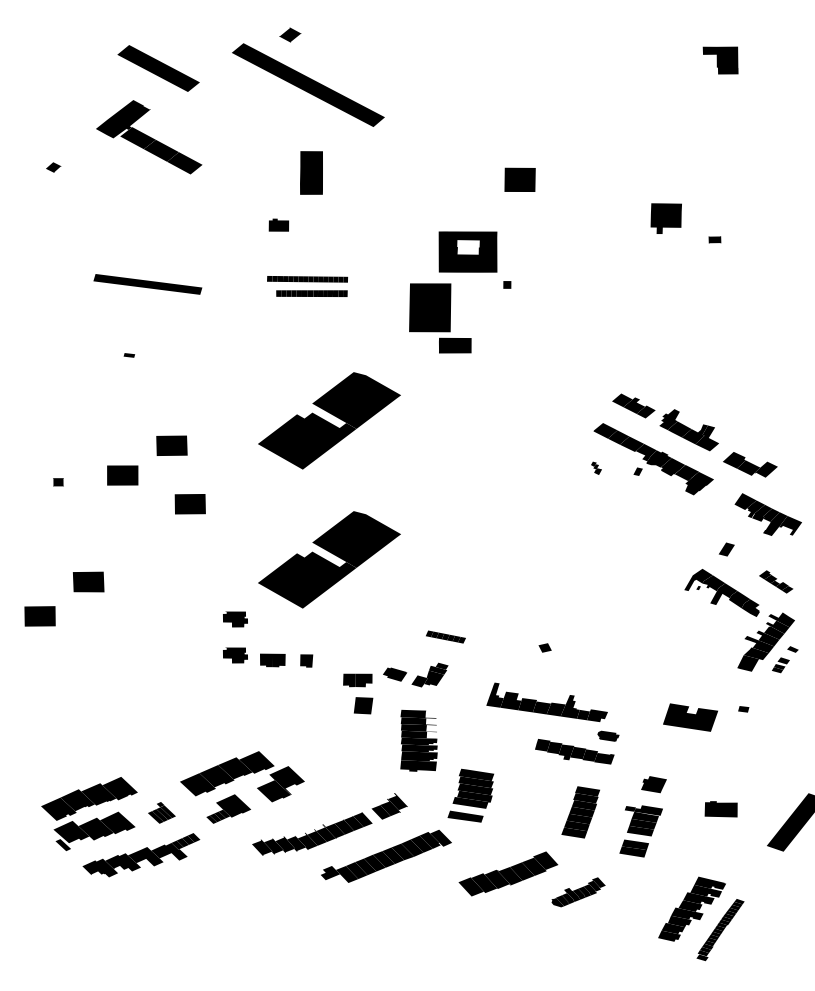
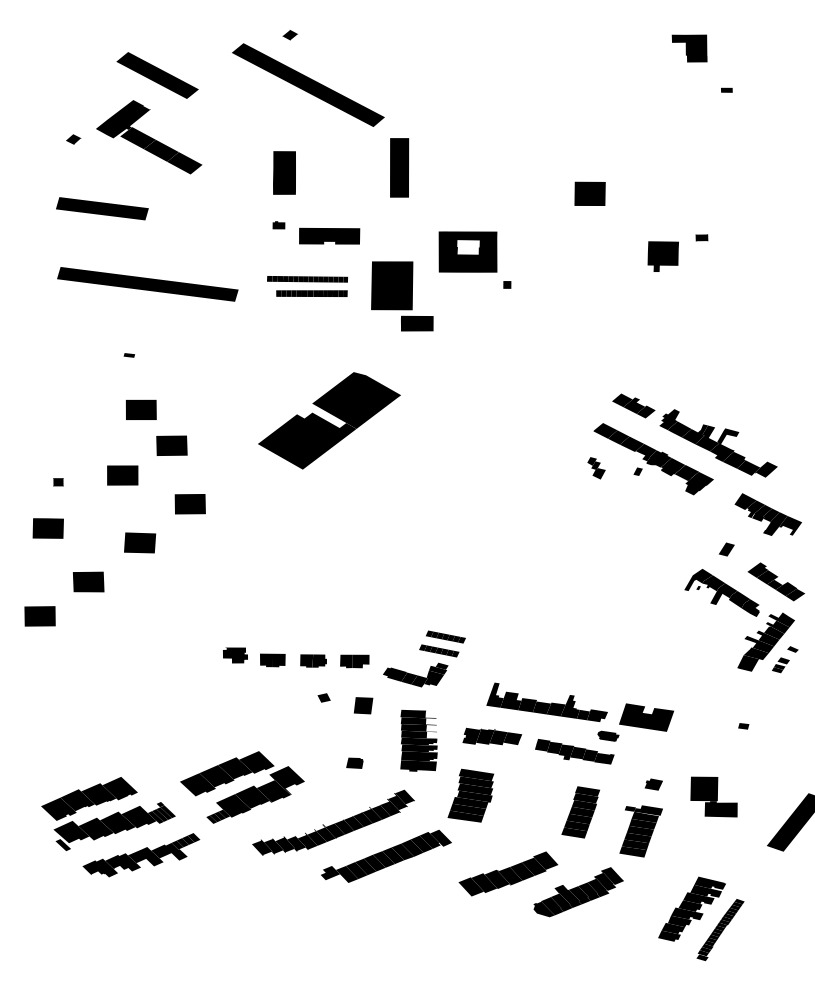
part size: 23x16 px -> 16x11 px (289, 35)
part position: (720, 60) -> (689, 48) (689, 48)
part position: (158, 68) -> (157, 75) (157, 75)
fill: none -> present (726, 89)
part position: (53, 167) -> (73, 139) (73, 139)
part: none -> present (399, 167)
part position: (311, 172) -> (284, 172) (284, 172)
part position: (519, 179) -> (589, 193) (589, 193)
part: none -> present (102, 208)
part position: (665, 218) -> (662, 256) (662, 256)
part size: 22x14 px -> 14x9 px (278, 225)
fill: none -> present (329, 235)
part position: (714, 239) -> (701, 237) (701, 237)
part size: 110x21 px -> 182x35 px (147, 284)
part position: (440, 318) -> (402, 296) (402, 296)
fill: none -> present (140, 409)
fill: none -> present (724, 444)
part size: 11x14 px -> 19x23 px (596, 468)
fill: none -> present (48, 528)
part: none -> present (140, 542)
part: present -> none (329, 559)
part size: 35x24 px -> 58x40 px (775, 581)
part: present -> none (235, 619)
part position: (544, 647) -> (323, 697) (323, 697)
part: none -> present (439, 650)
fill: none -> present (319, 660)
fill: none -> present (409, 678)
part position: (357, 680) -> (354, 661) (354, 661)
part position: (743, 709) -> (743, 726) (743, 726)
part position: (690, 717) -> (646, 717) (646, 717)
part: none -> present (492, 736)
part: none -> present (354, 762)
part size: 26x18 px -> 19x13 px (653, 784)
fill: none -> present (704, 788)
fill: none -> present (253, 796)
fill: none -> present (405, 796)
fill: none -> present (468, 809)
fill: none -> present (372, 814)
fill: none -> present (138, 816)
fill: none -> present (637, 837)
part size: 55x31 px -> 91x51 px (578, 892)
